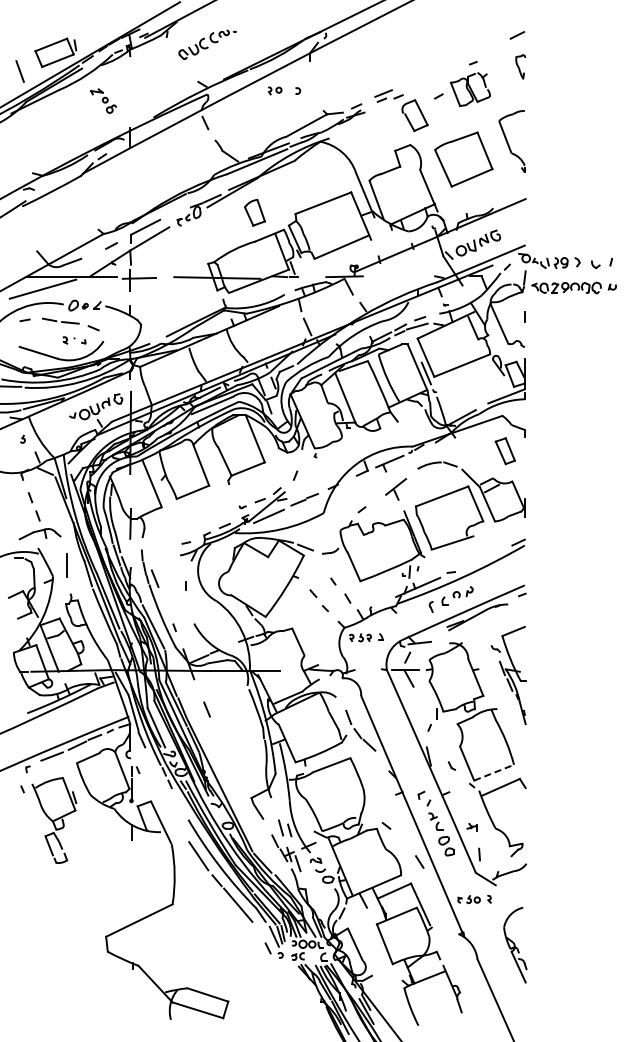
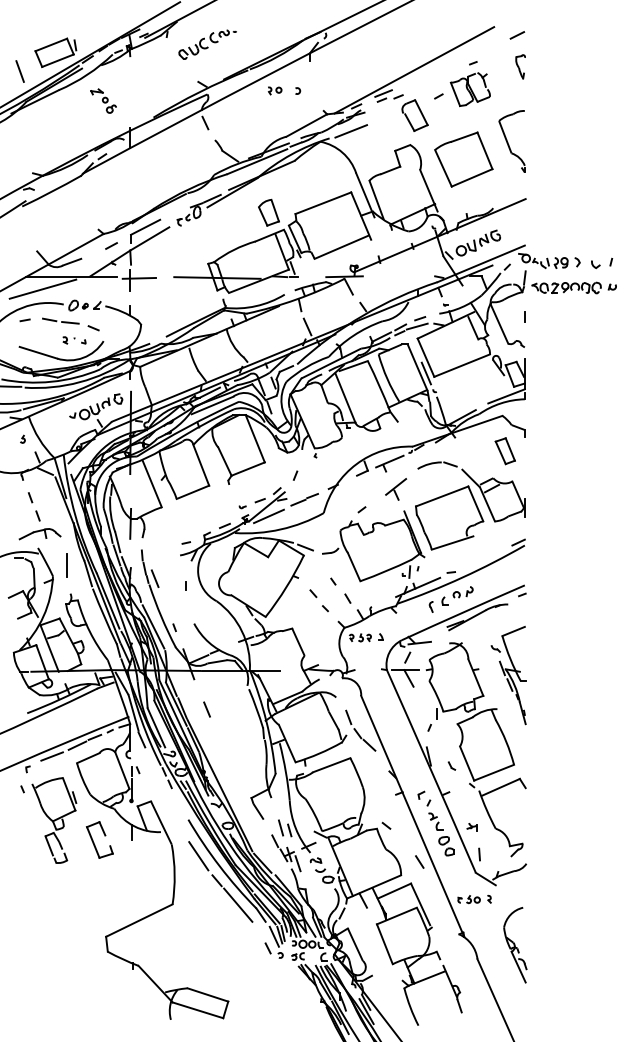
line: none -> present (414, 70)
line: none -> present (351, 131)
part position: (254, 212) -> (268, 212) (268, 212)
line: dashed -> solid (494, 772)
part: none -> present (99, 839)
